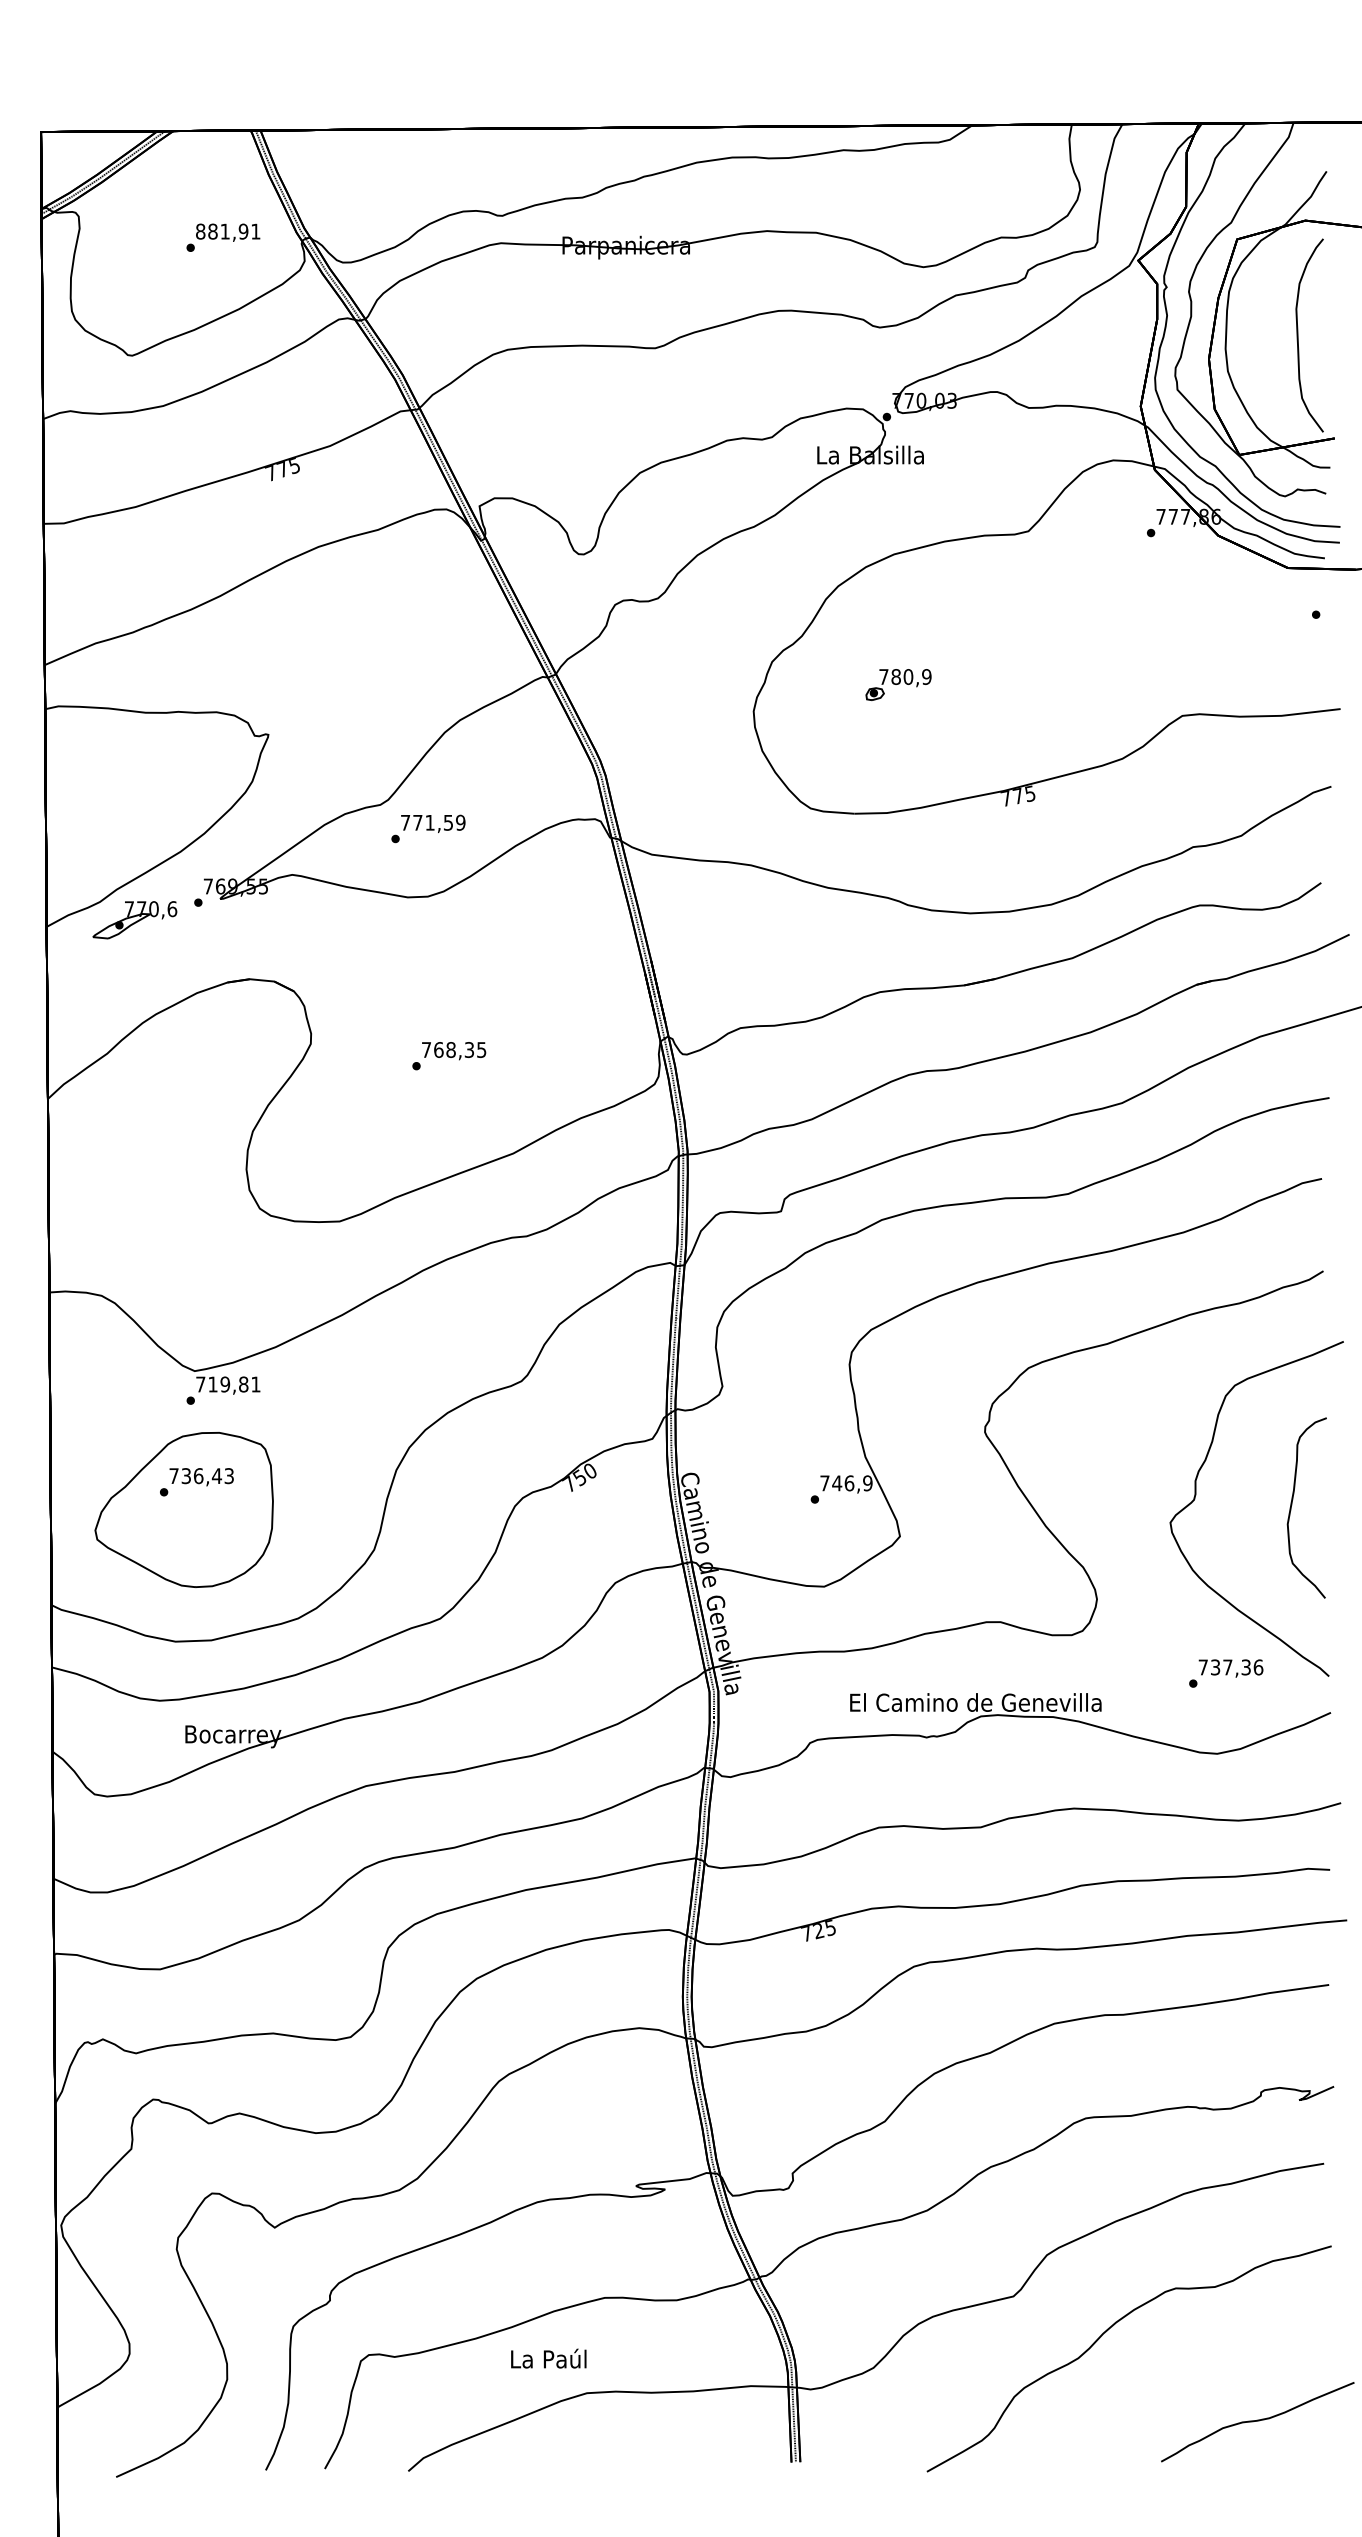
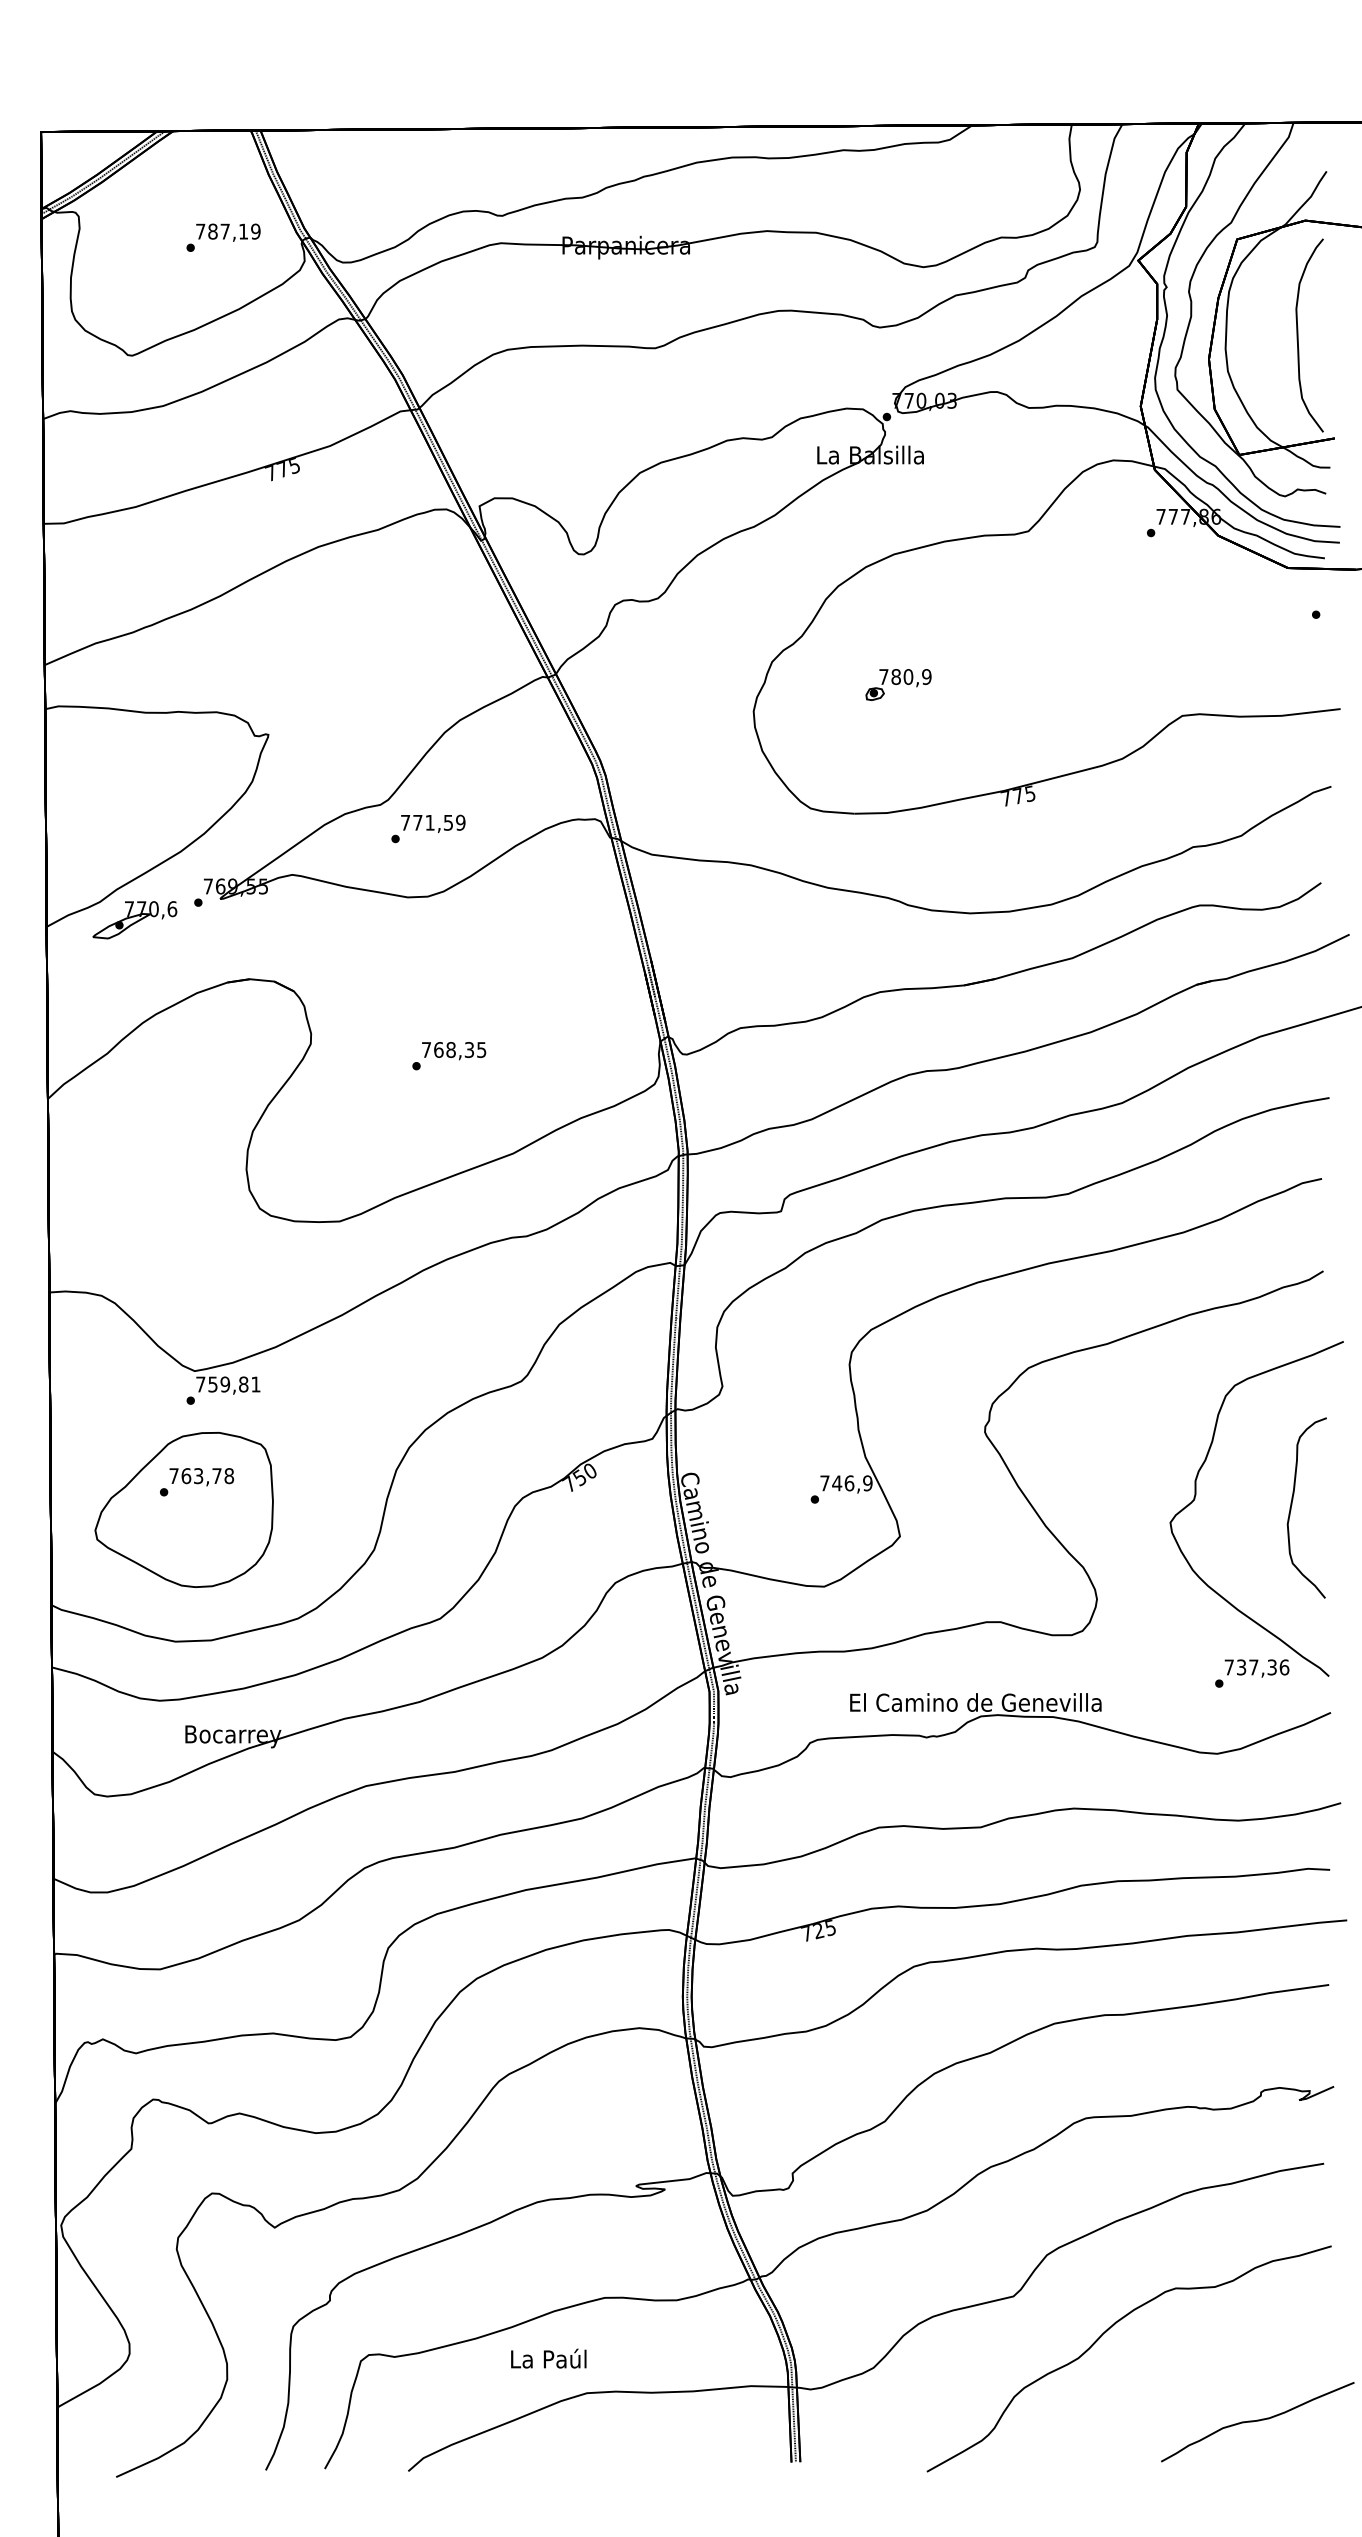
text: 881,91 -> 787,19 (228, 231)
text: 719,81 -> 759,81 (212, 1384)
text: 736,43 -> 763,78 (207, 1476)
text position: (1226, 1673) -> (1252, 1673) (1252, 1673)
